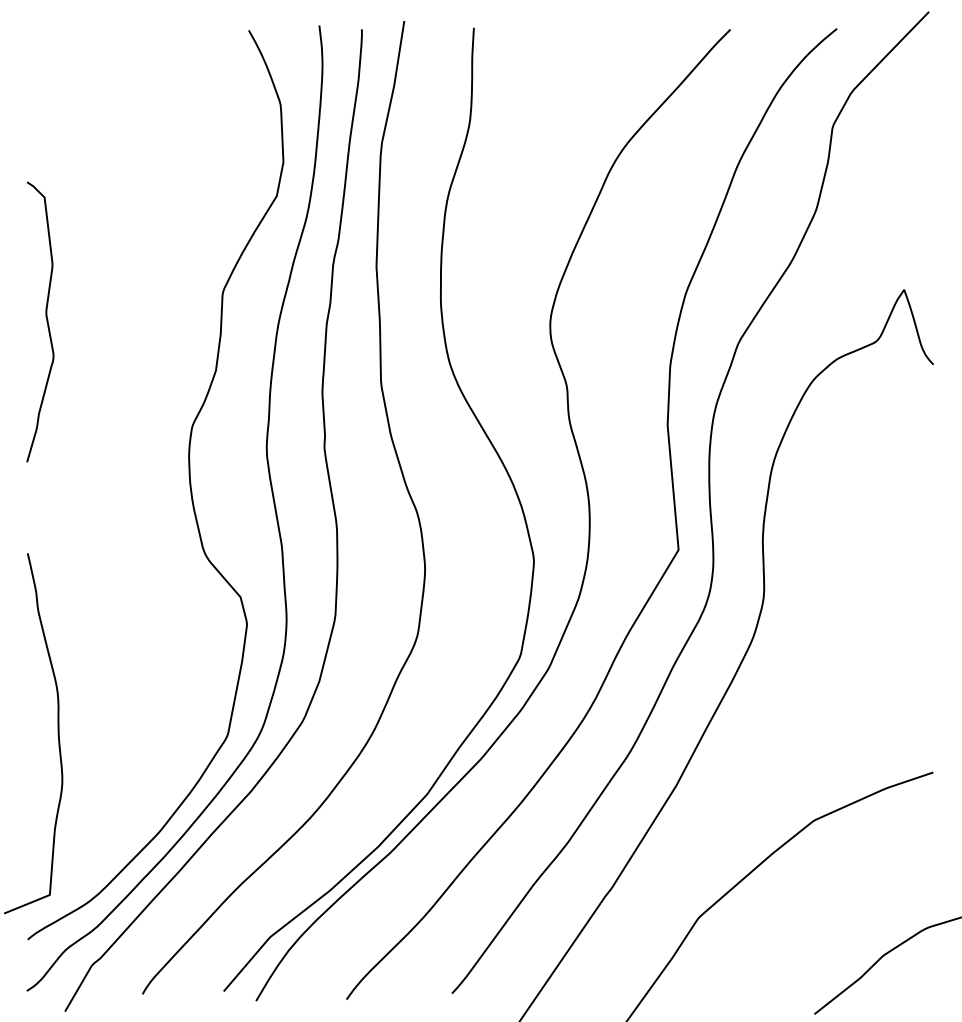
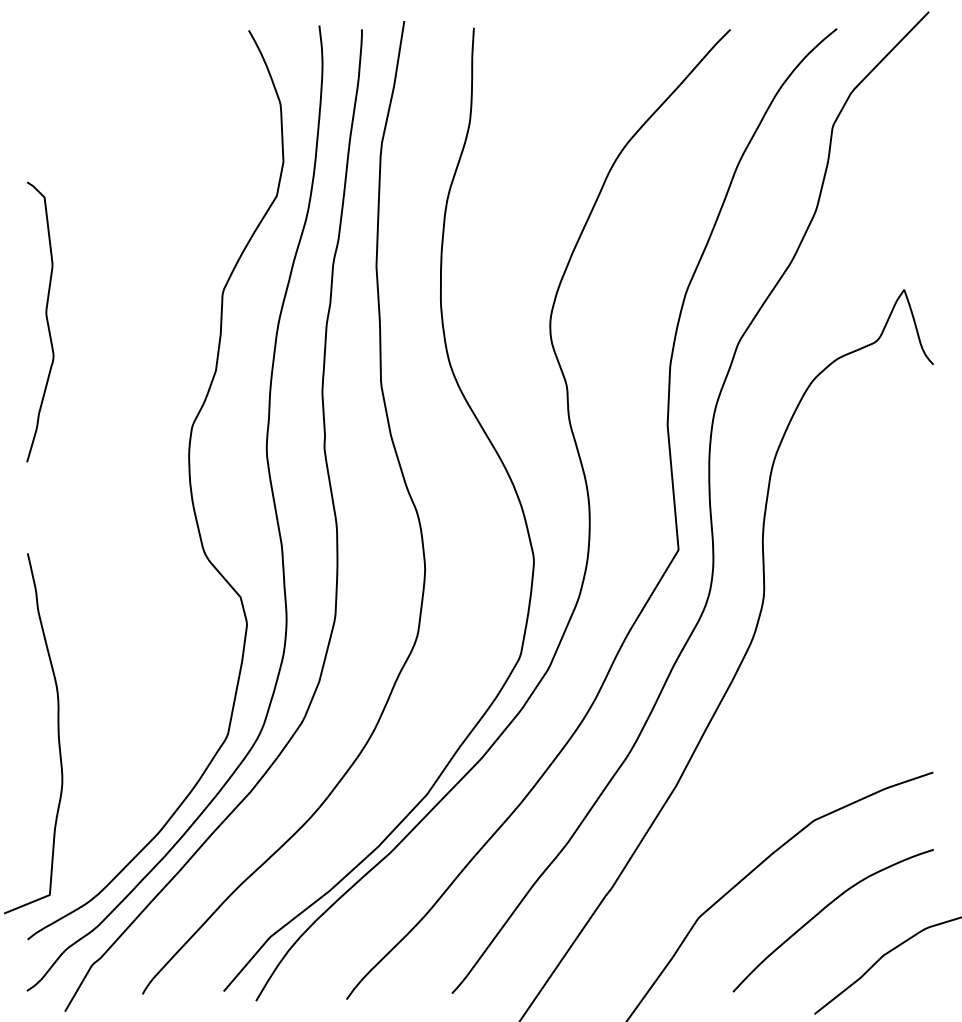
curve: none -> present (823, 910)
